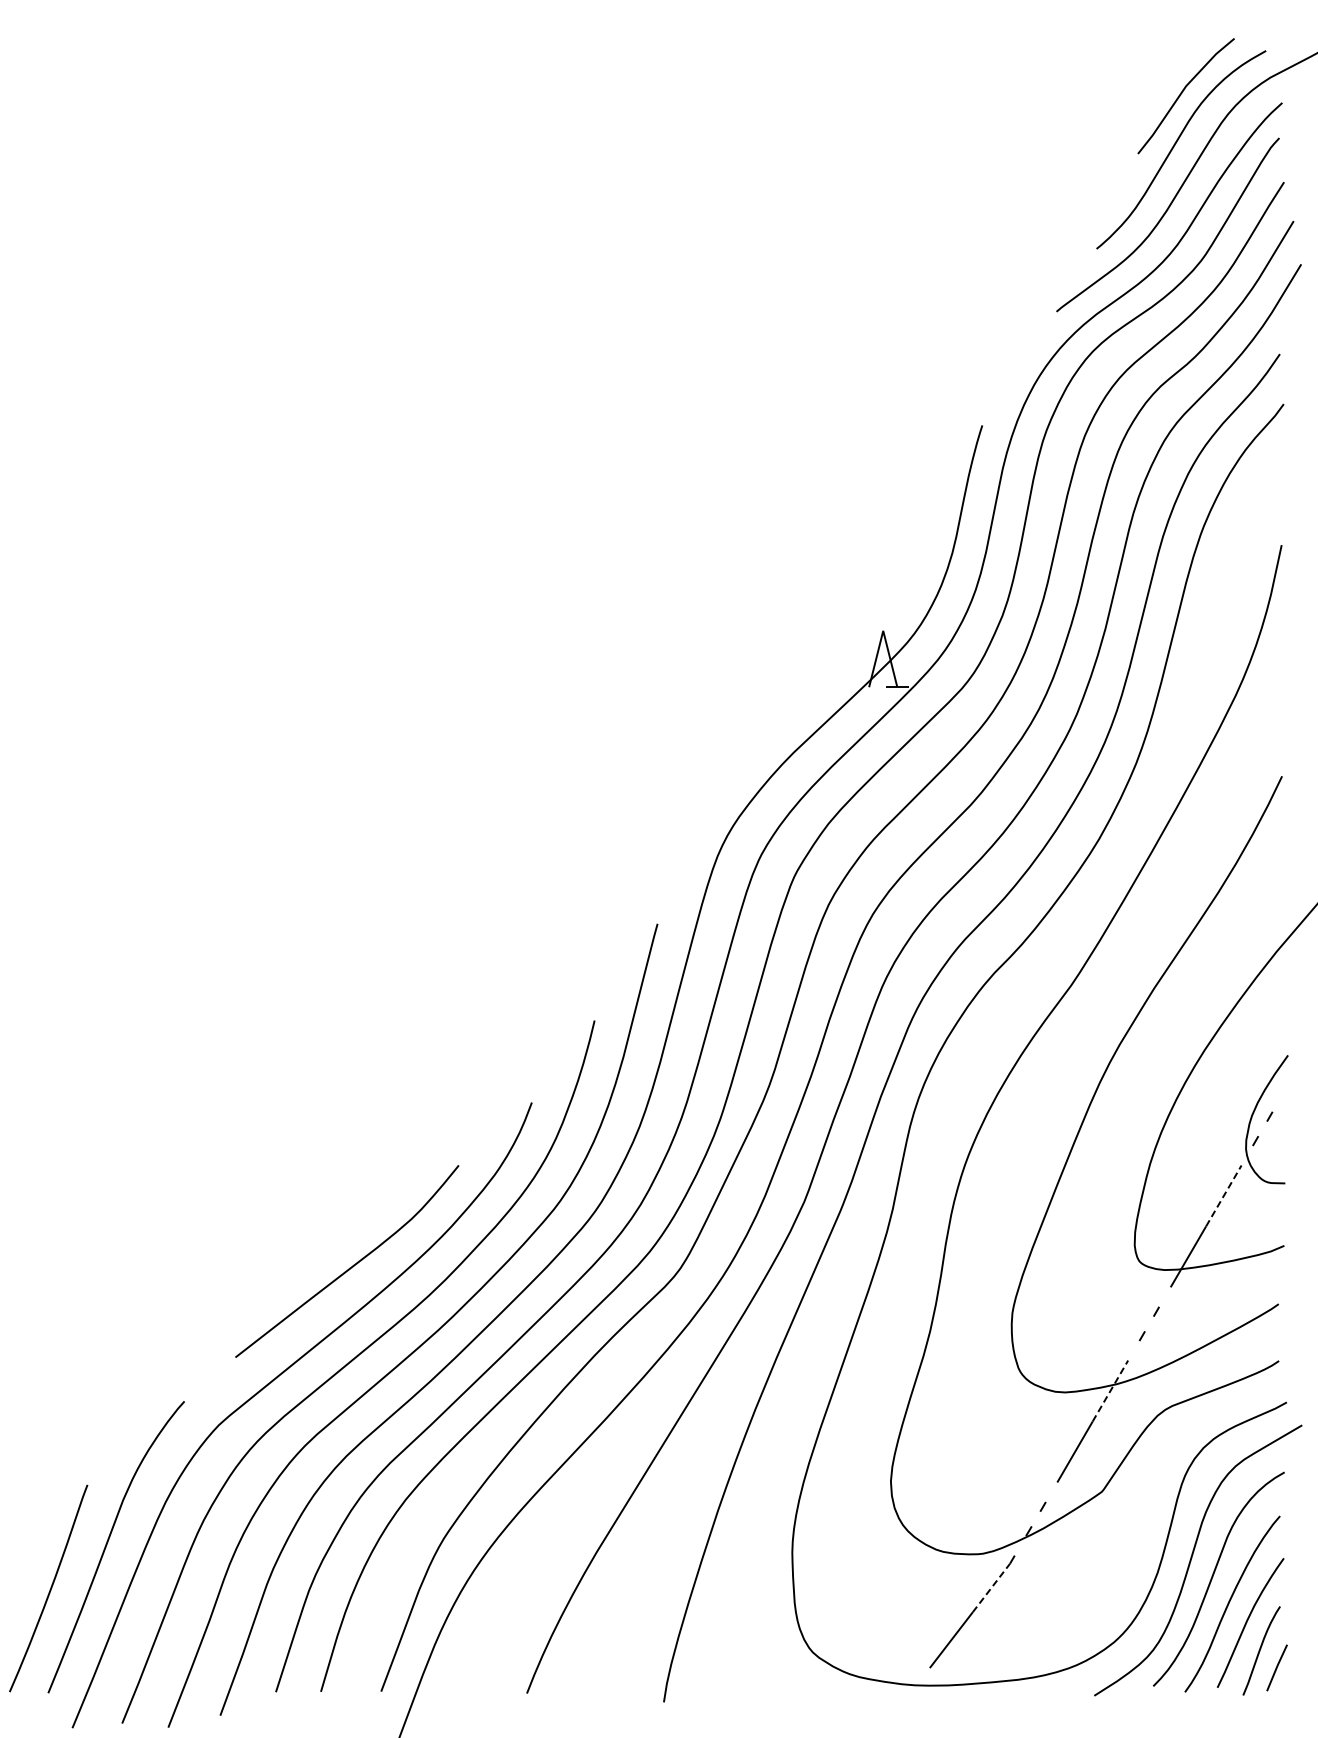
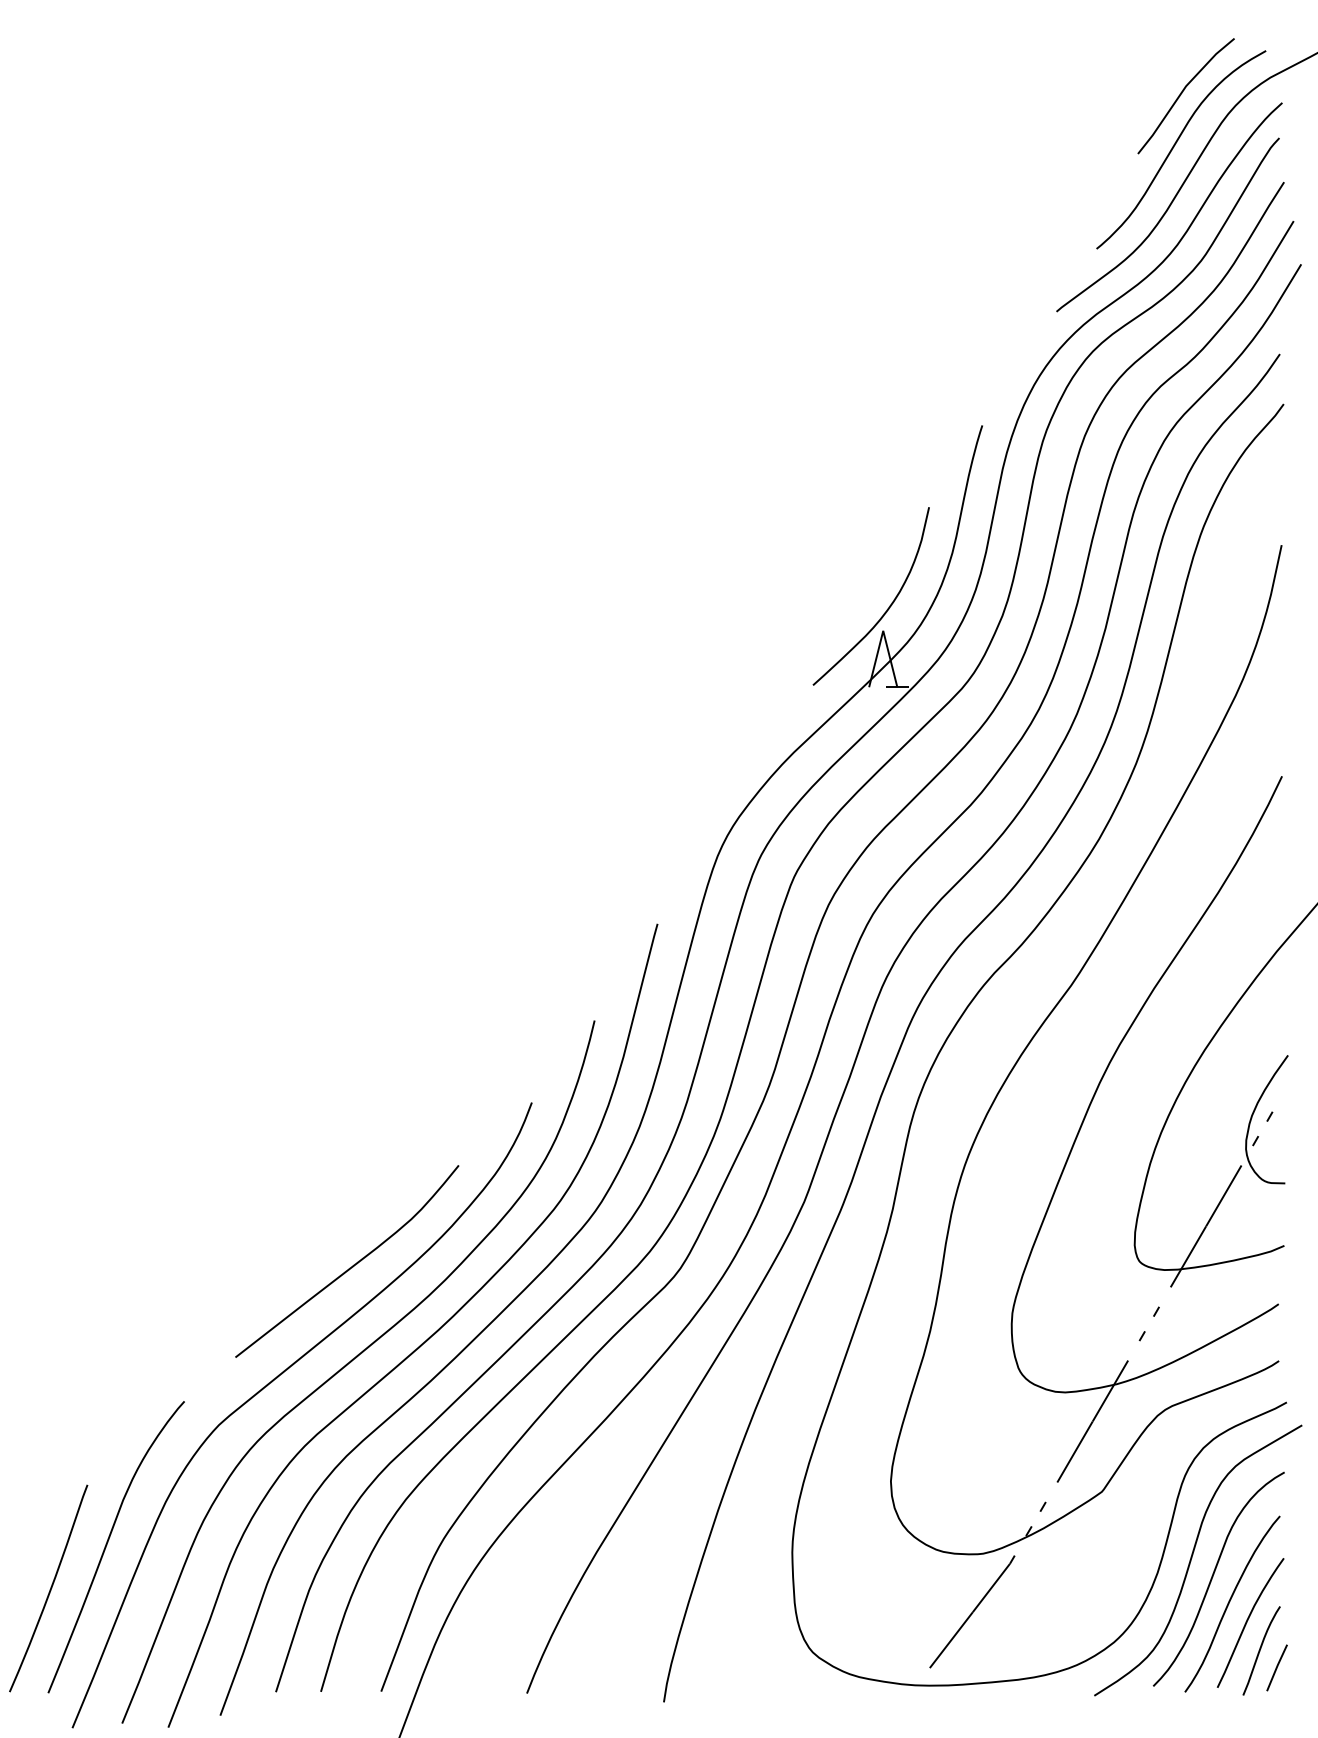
curve: none -> present (886, 609)
line: dashed -> solid (1224, 1195)
line: dashed -> solid (1110, 1390)
line: dashed -> solid (991, 1587)
